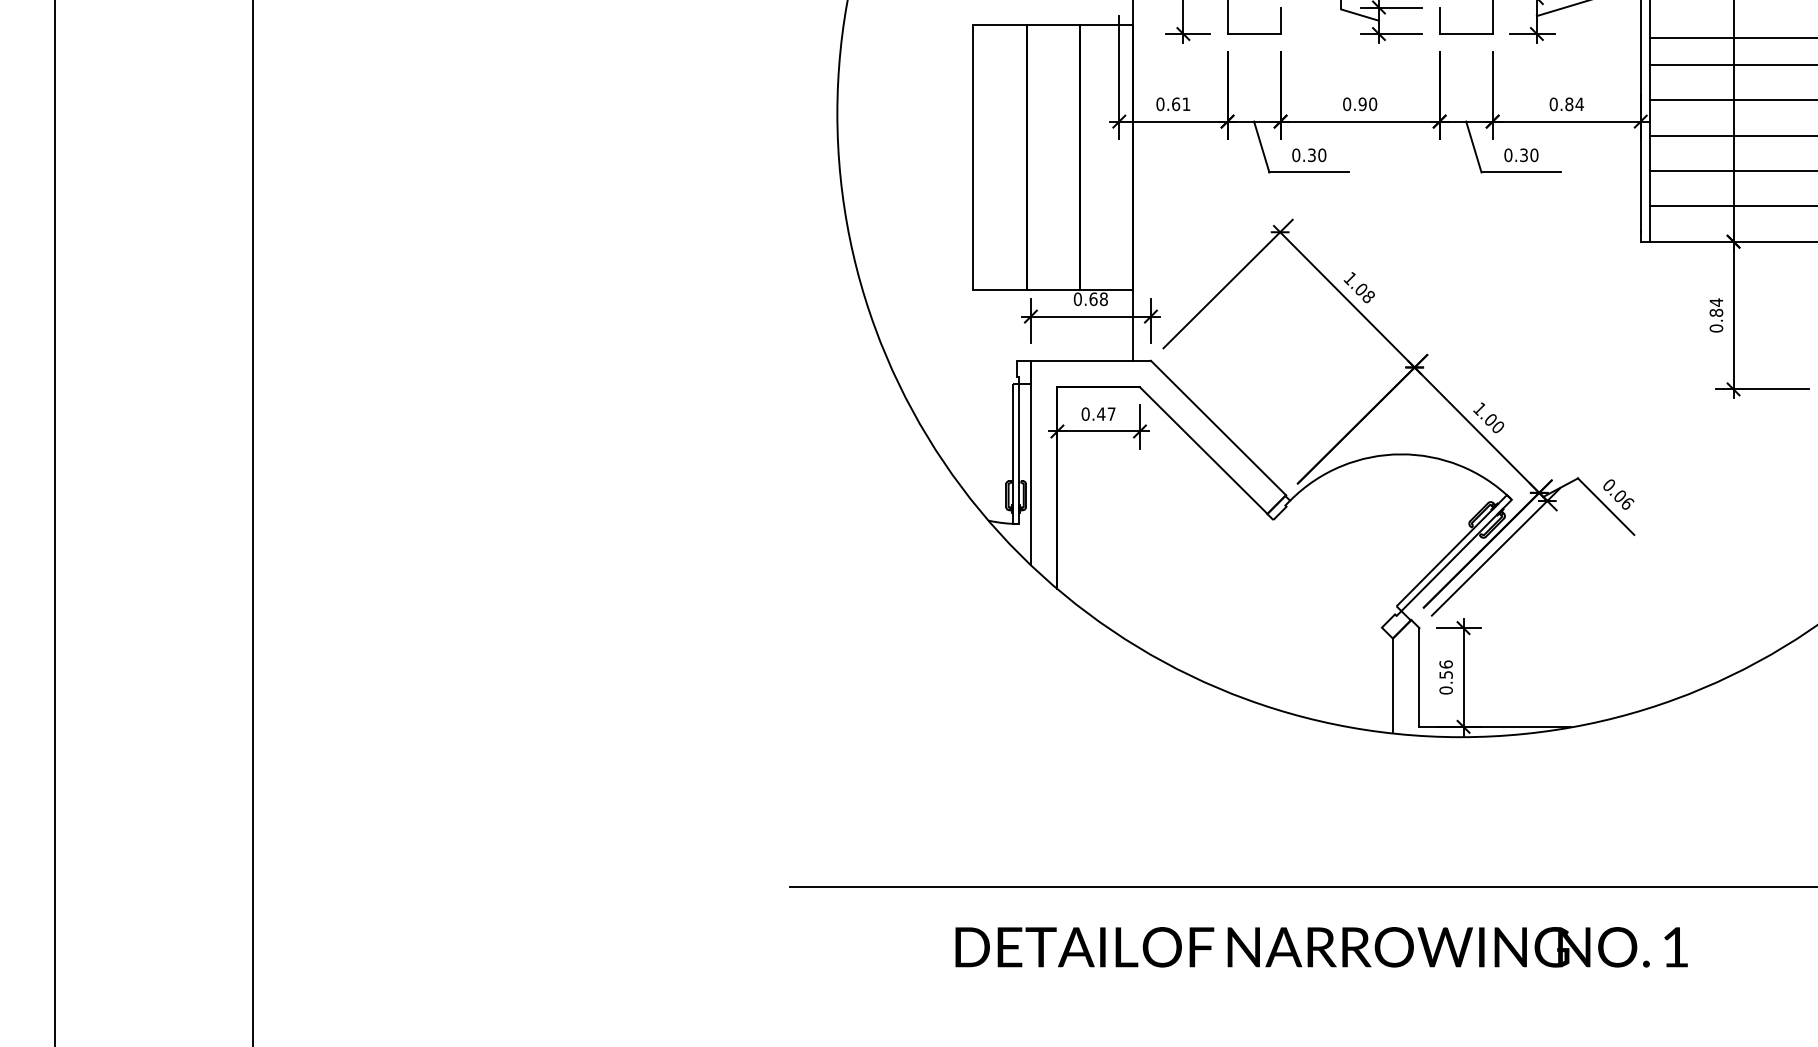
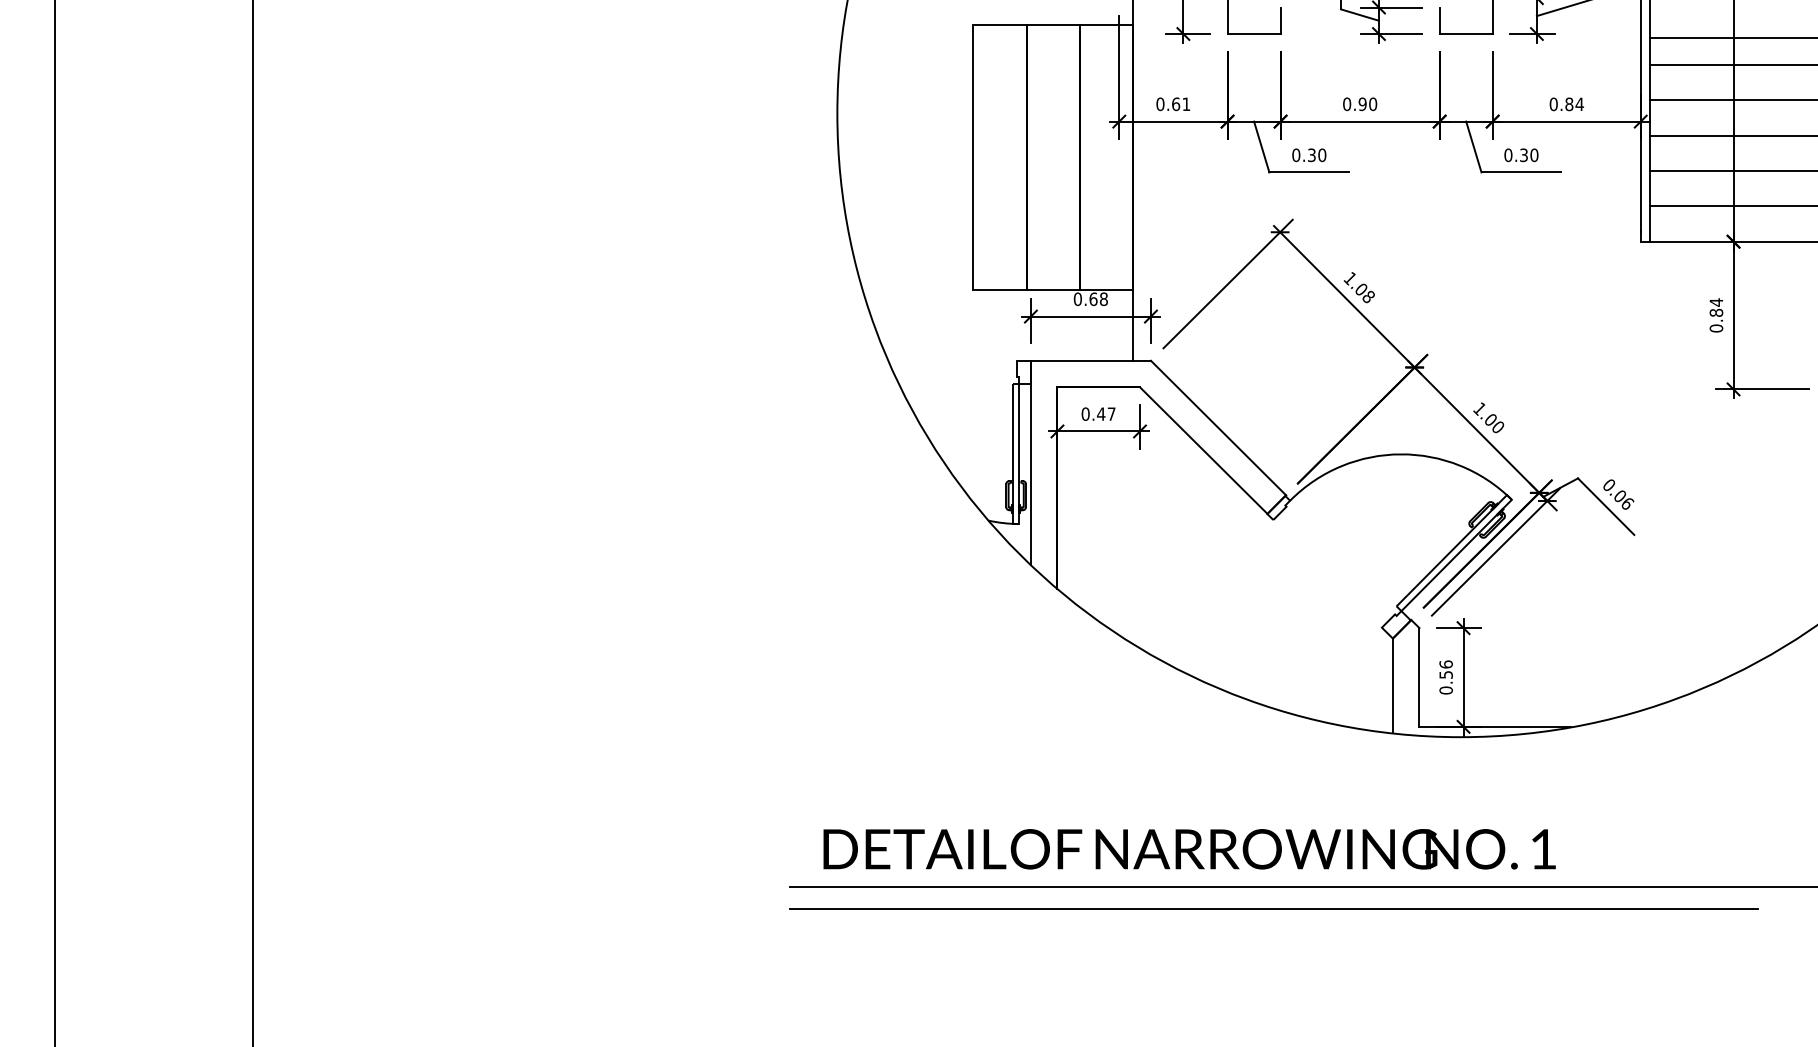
line: none -> present (1273, 909)
text position: (1321, 947) -> (1189, 849) (1189, 849)
